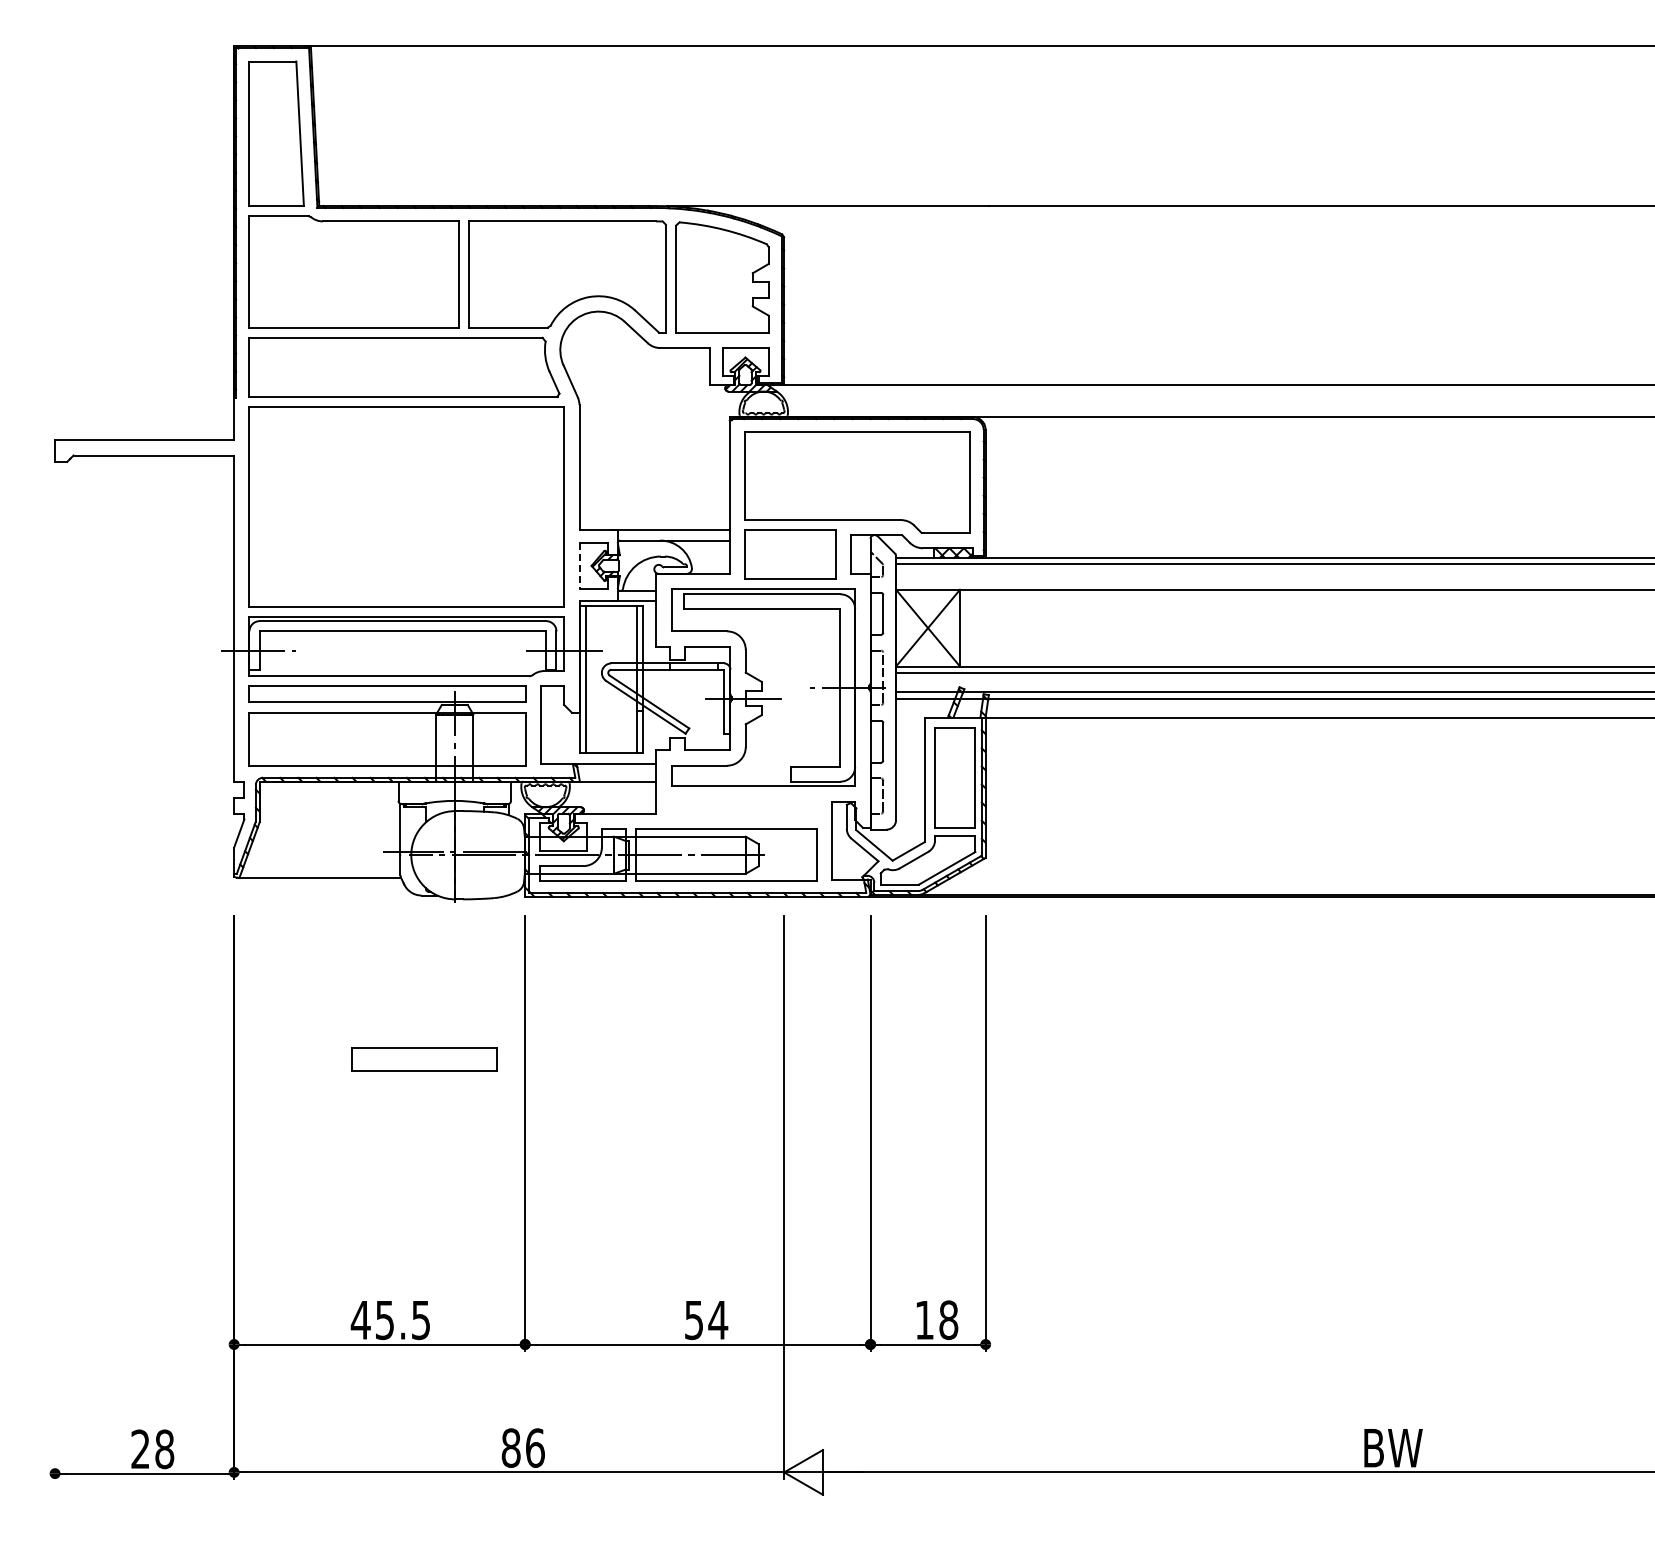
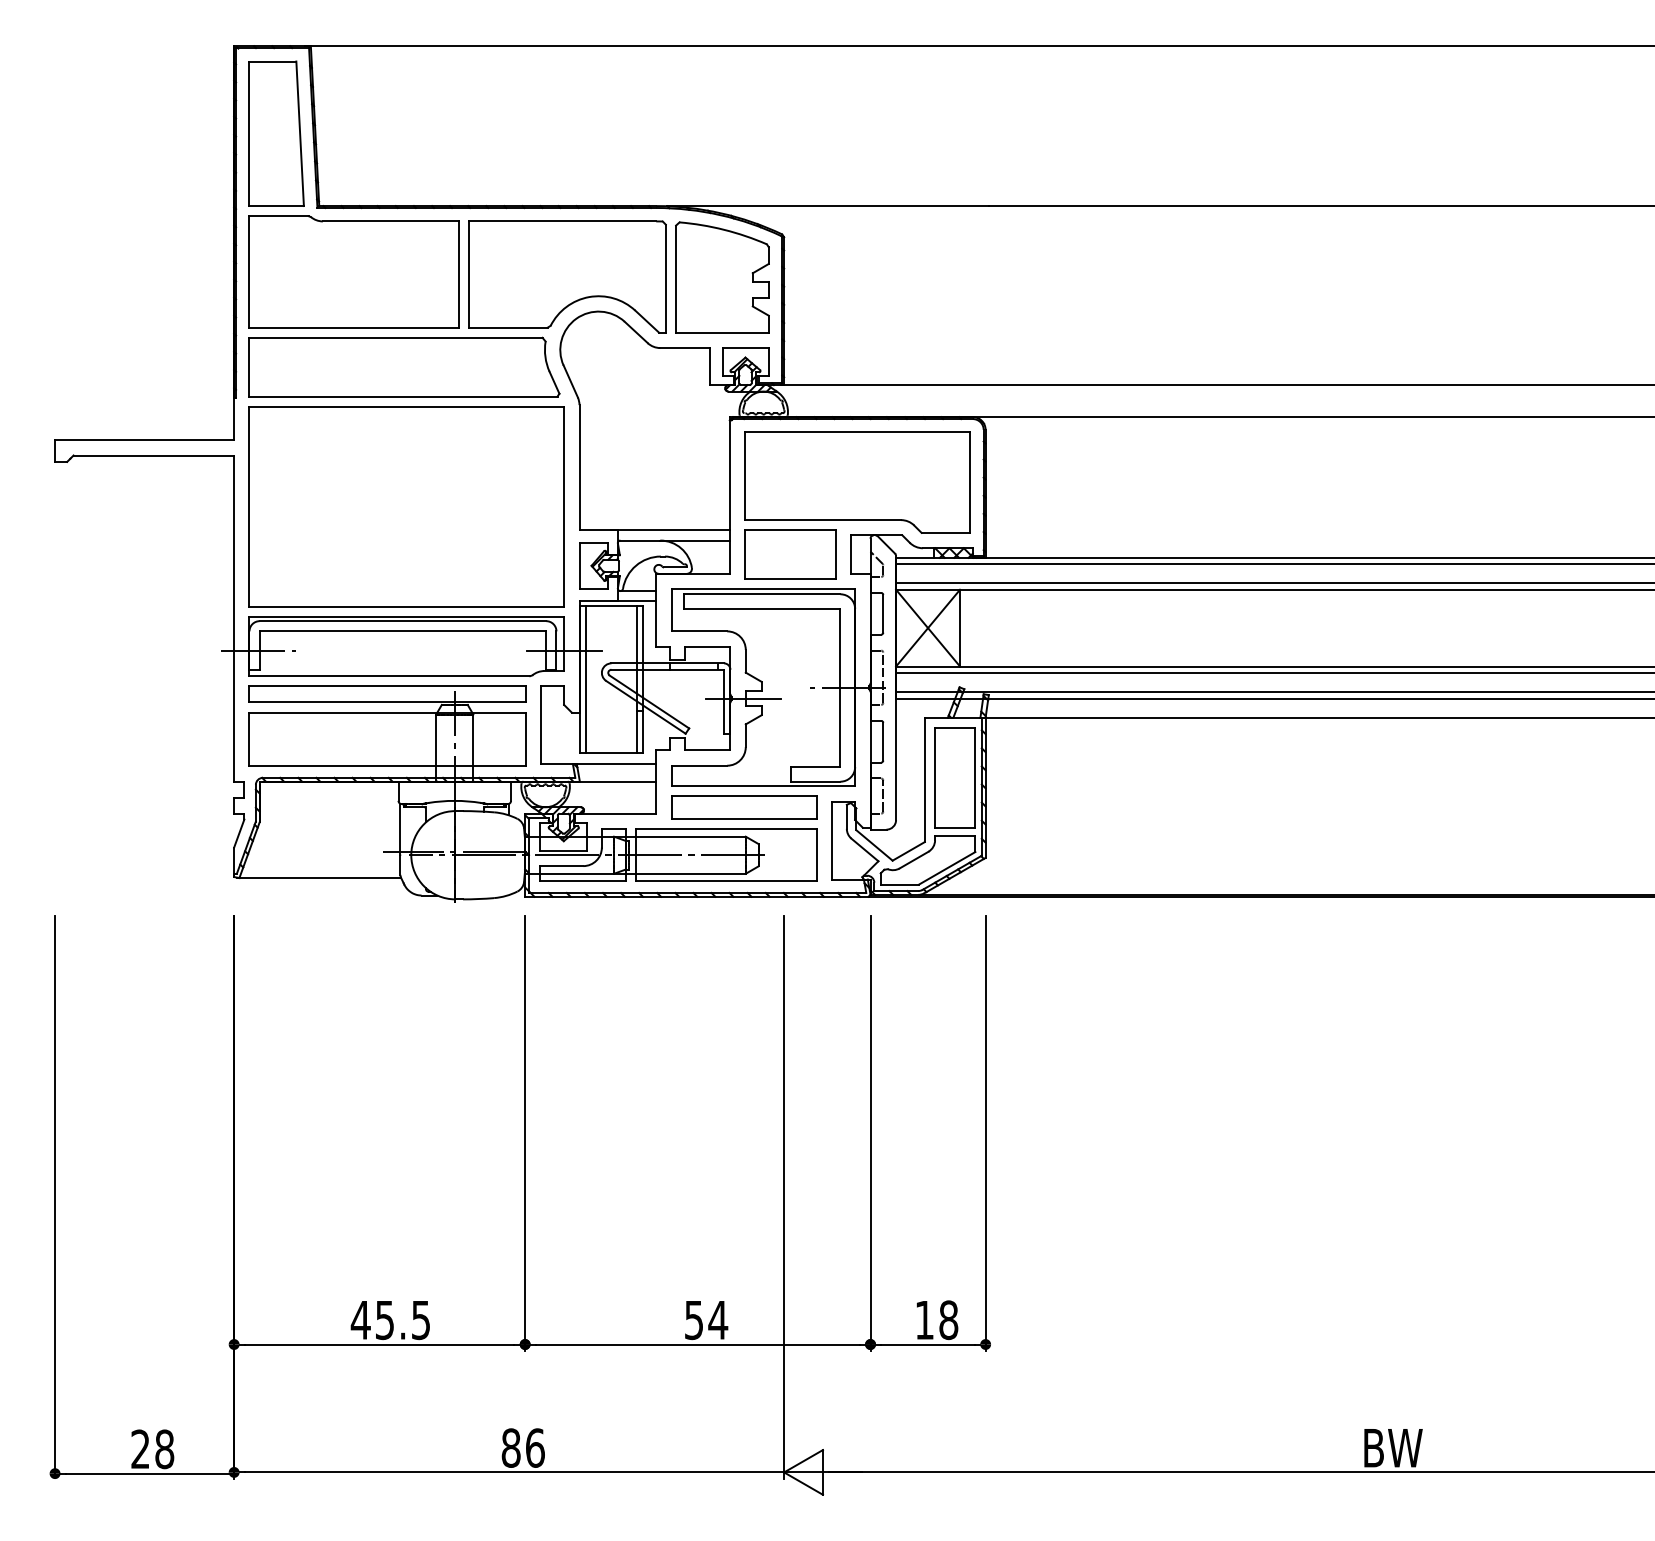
line: dashed -> solid (579, 565)
line: none -> present (1273, 583)
part position: (424, 1059) -> (744, 807) (744, 807)
line: none -> present (55, 1196)
